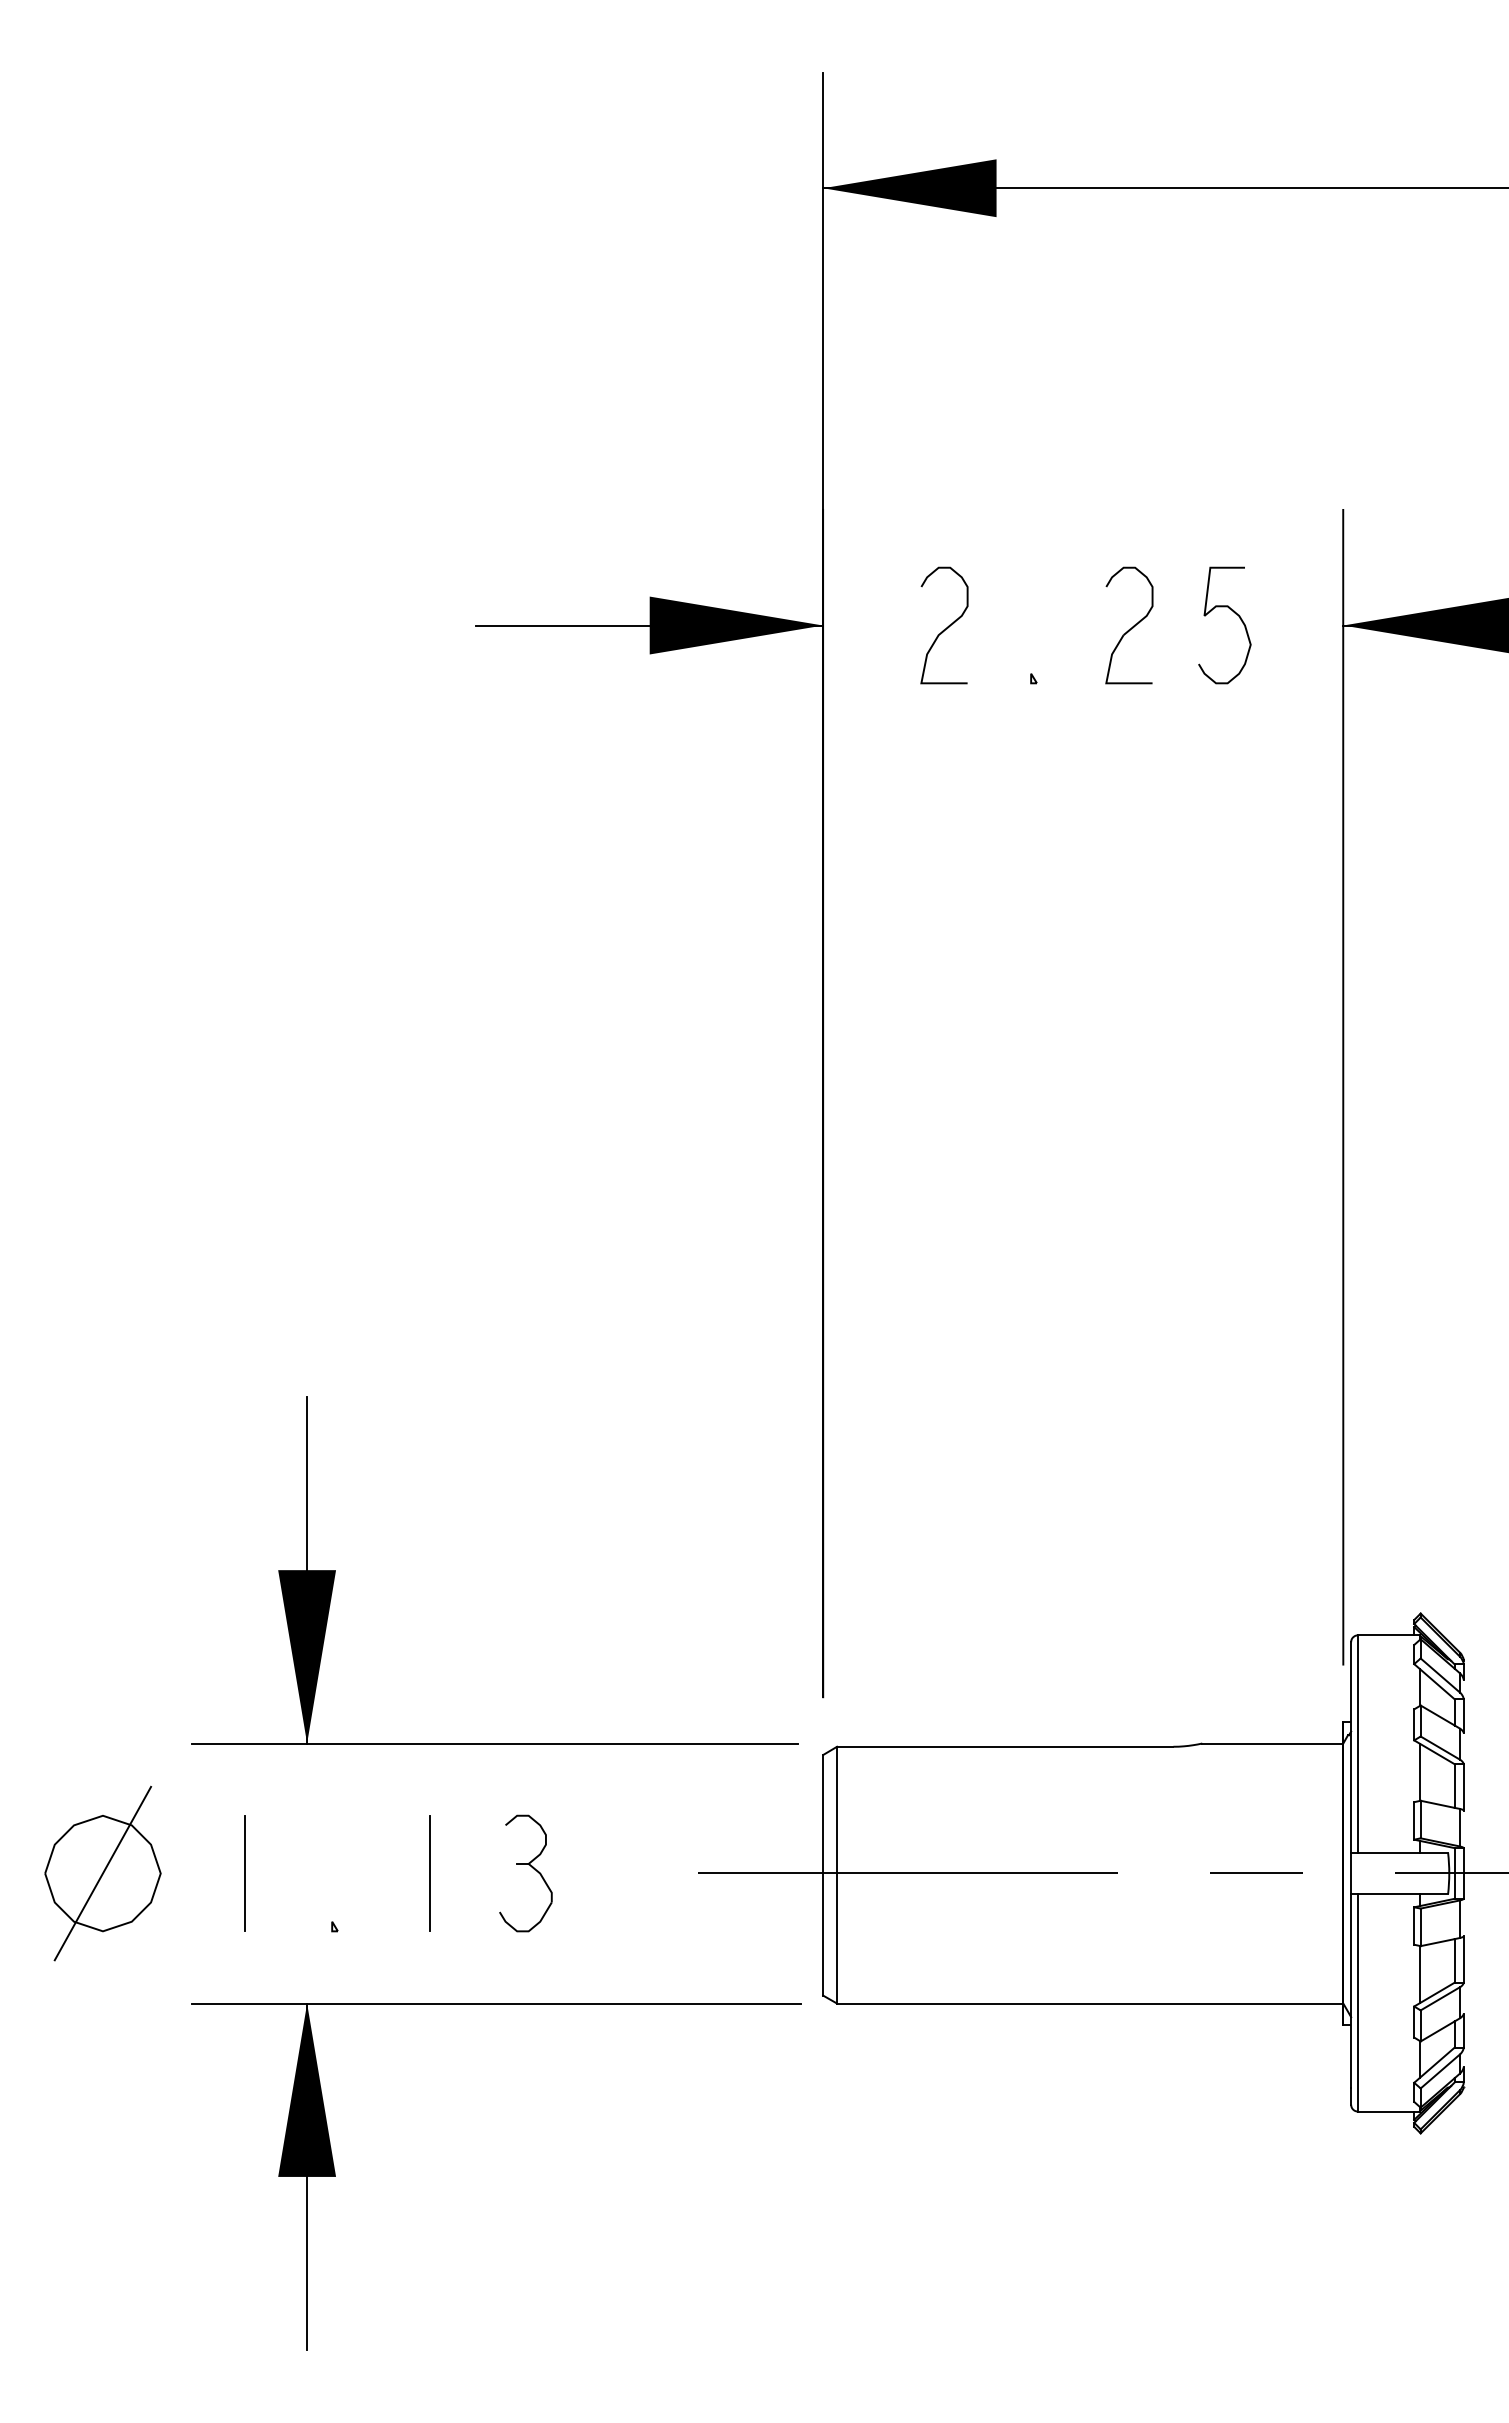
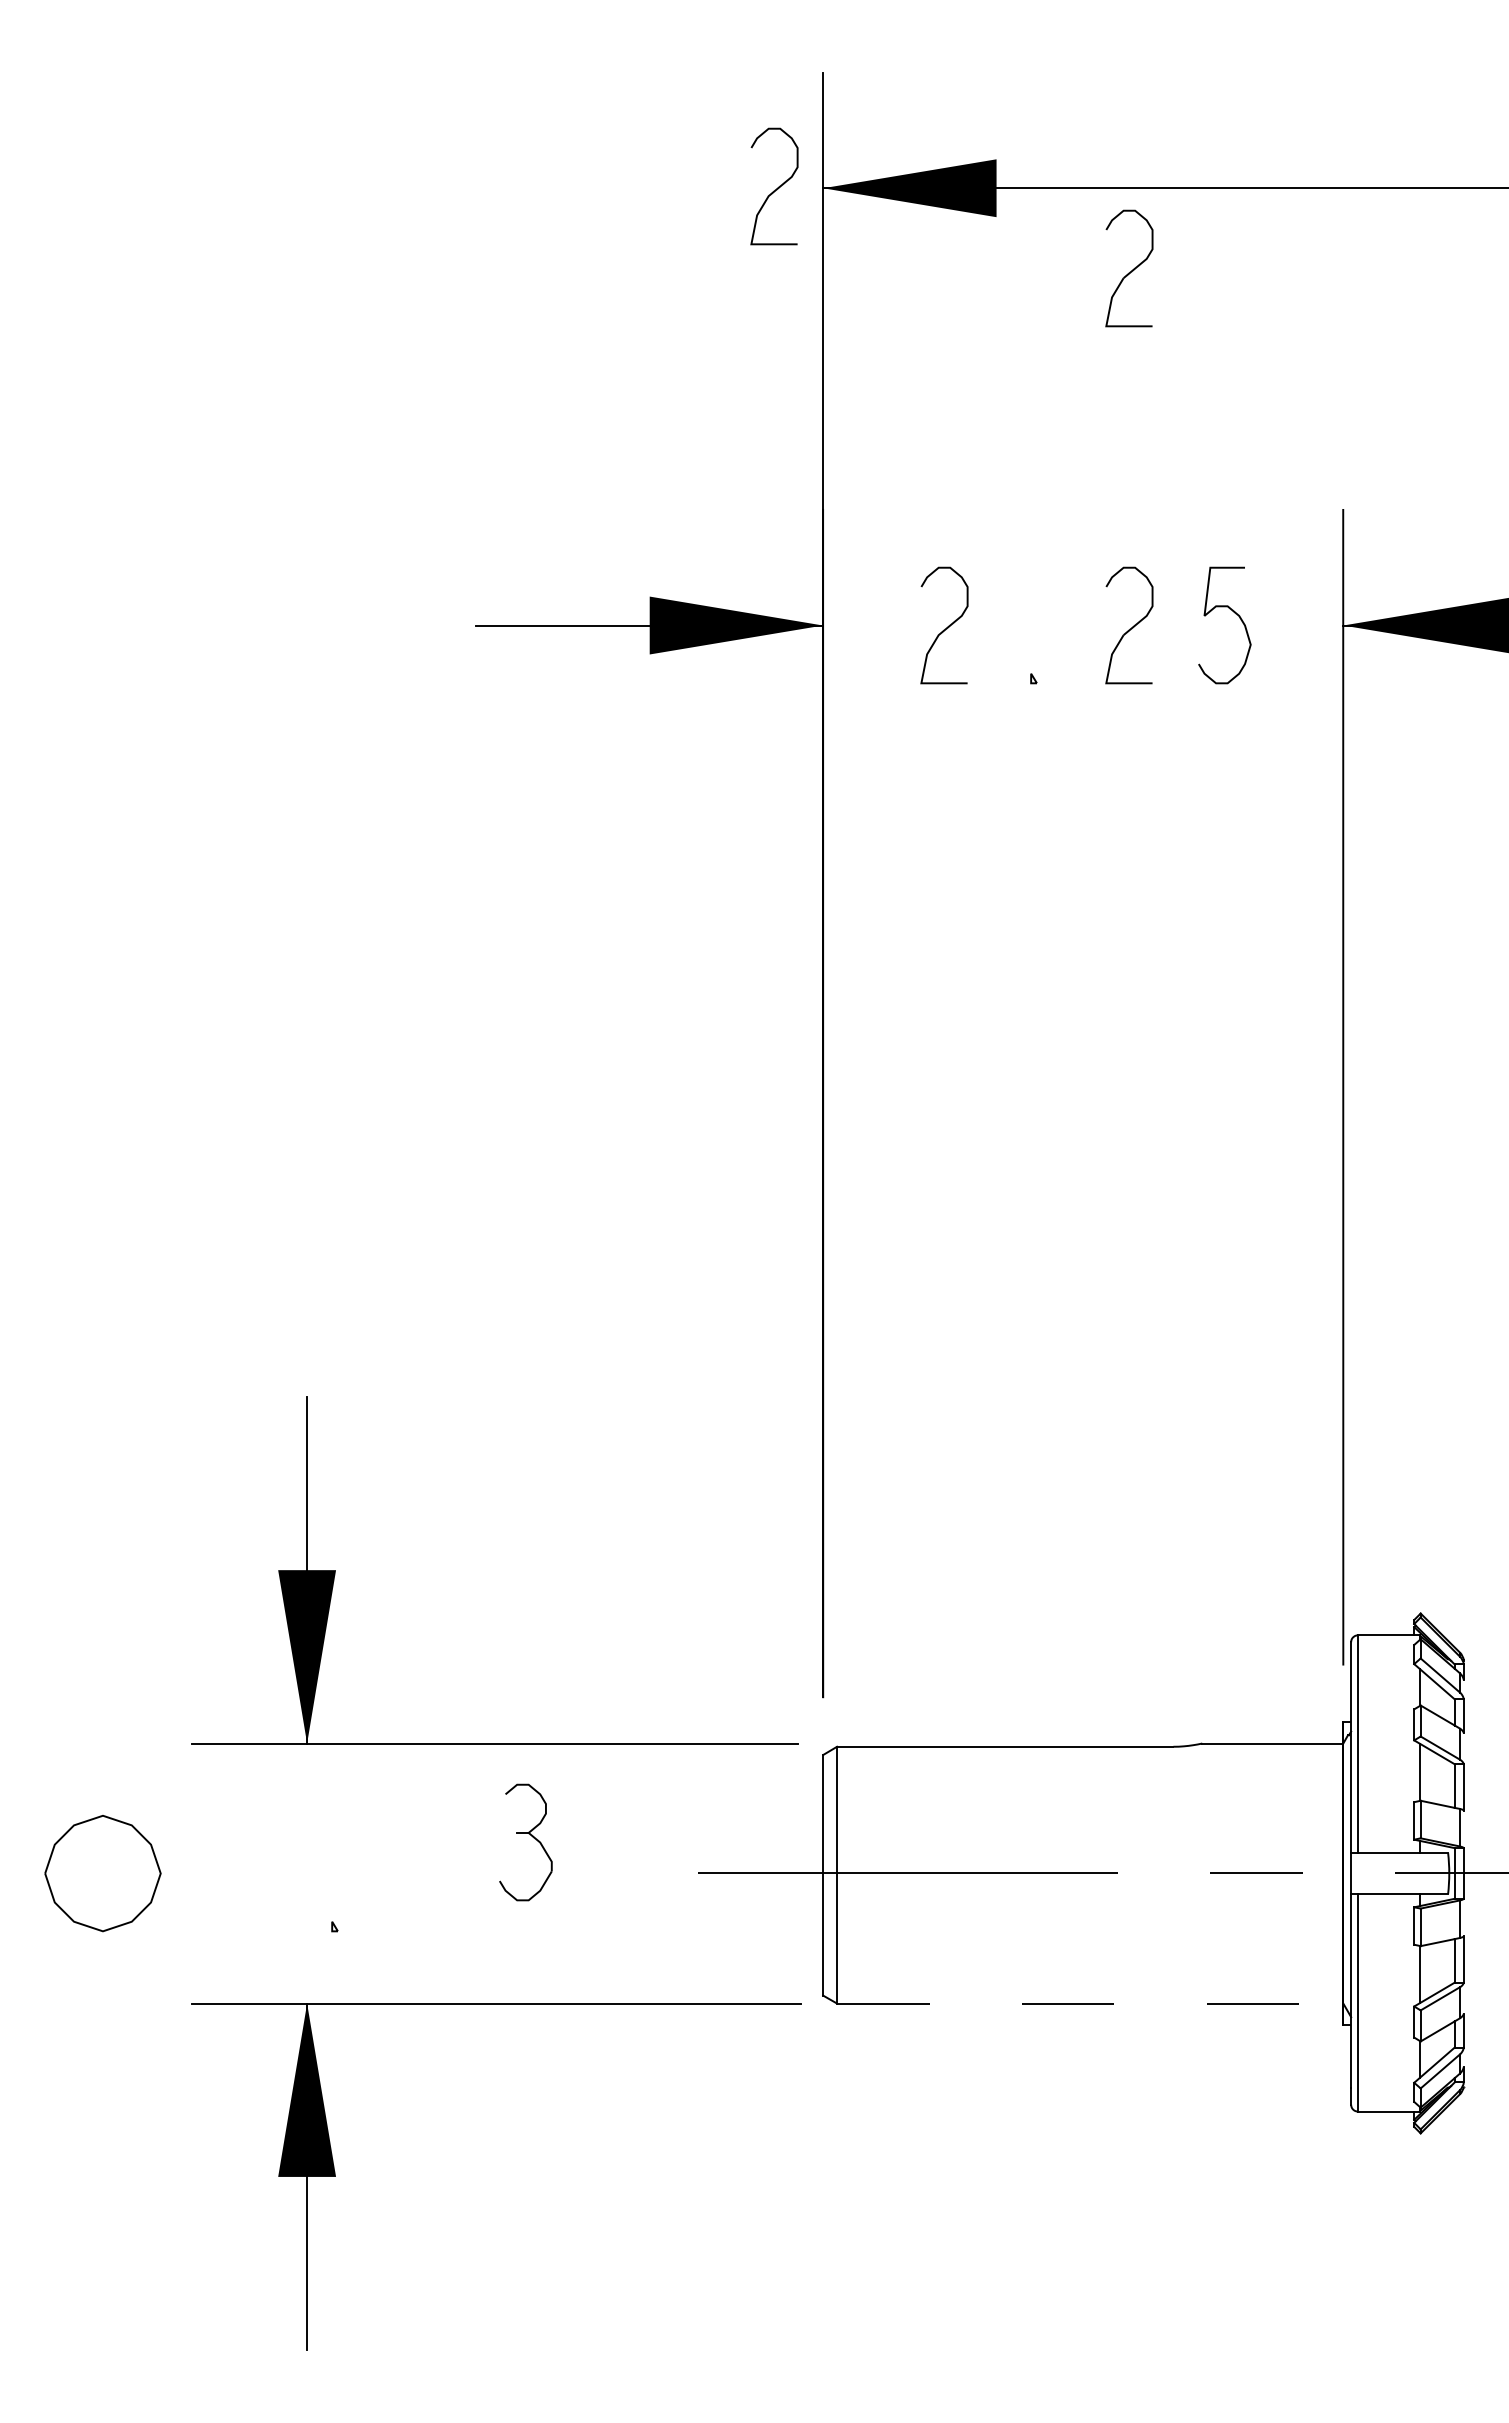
curve: none -> present (776, 188)
part: none -> present (1129, 268)
part position: (531, 1867) -> (531, 1836) (531, 1836)
line: present -> none (102, 1873)
line: present -> none (245, 1873)
line: present -> none (430, 1873)
line: solid -> dashed (1090, 2003)
